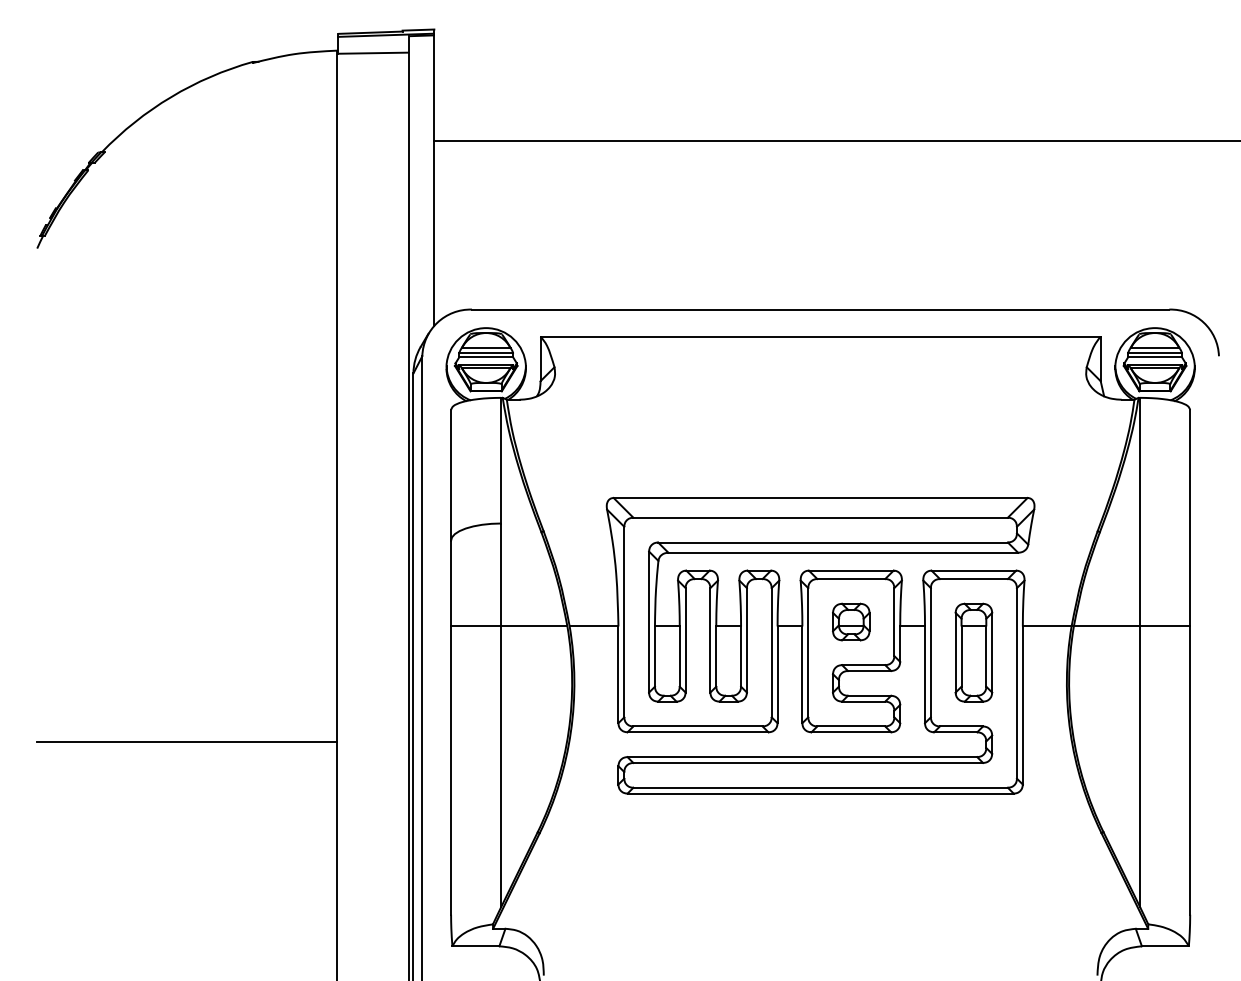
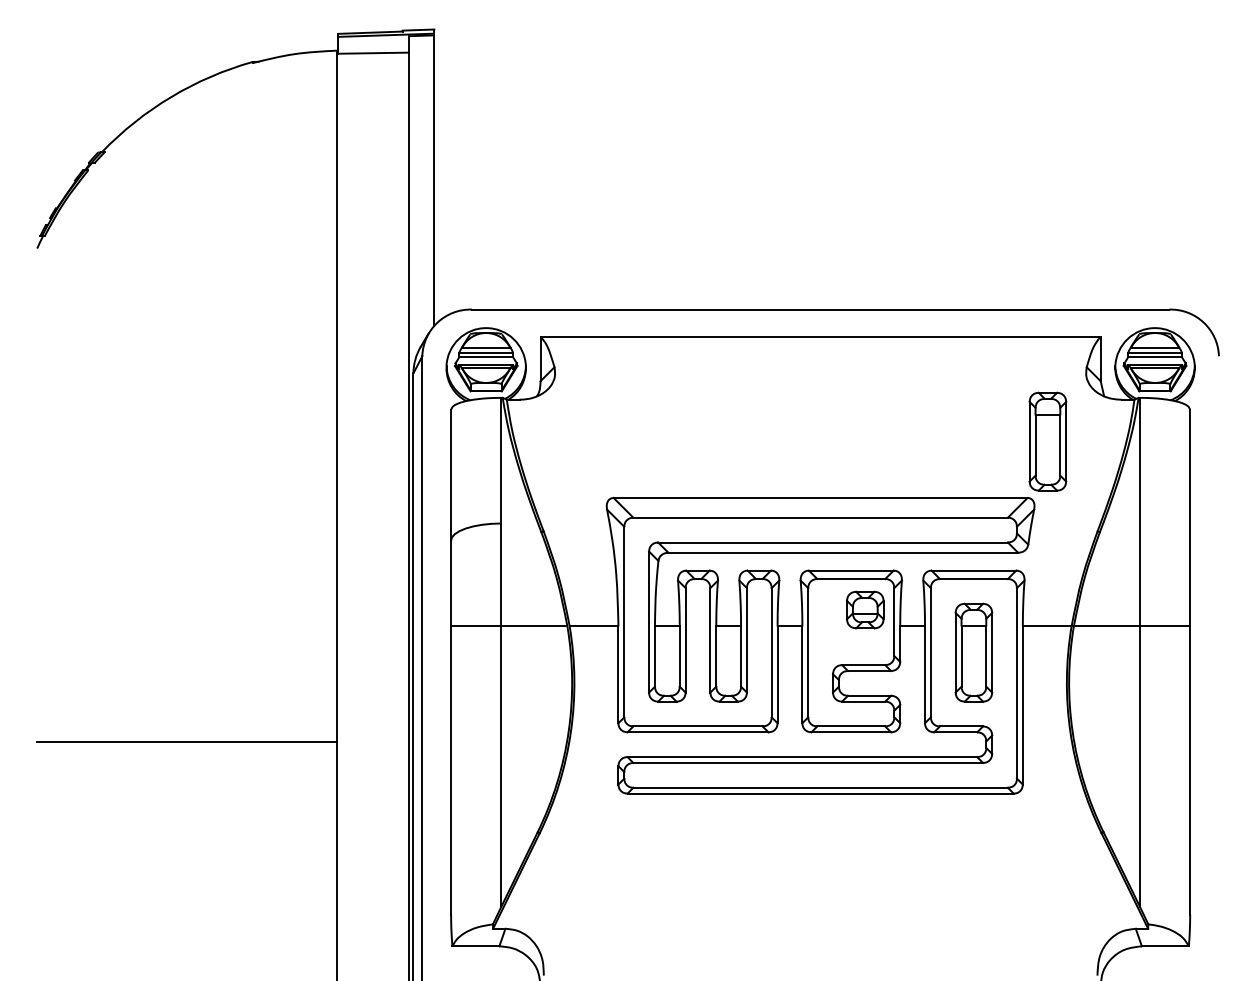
line: present -> none (835, 140)
part: none -> present (1047, 441)
part position: (851, 621) -> (865, 609) (865, 609)
